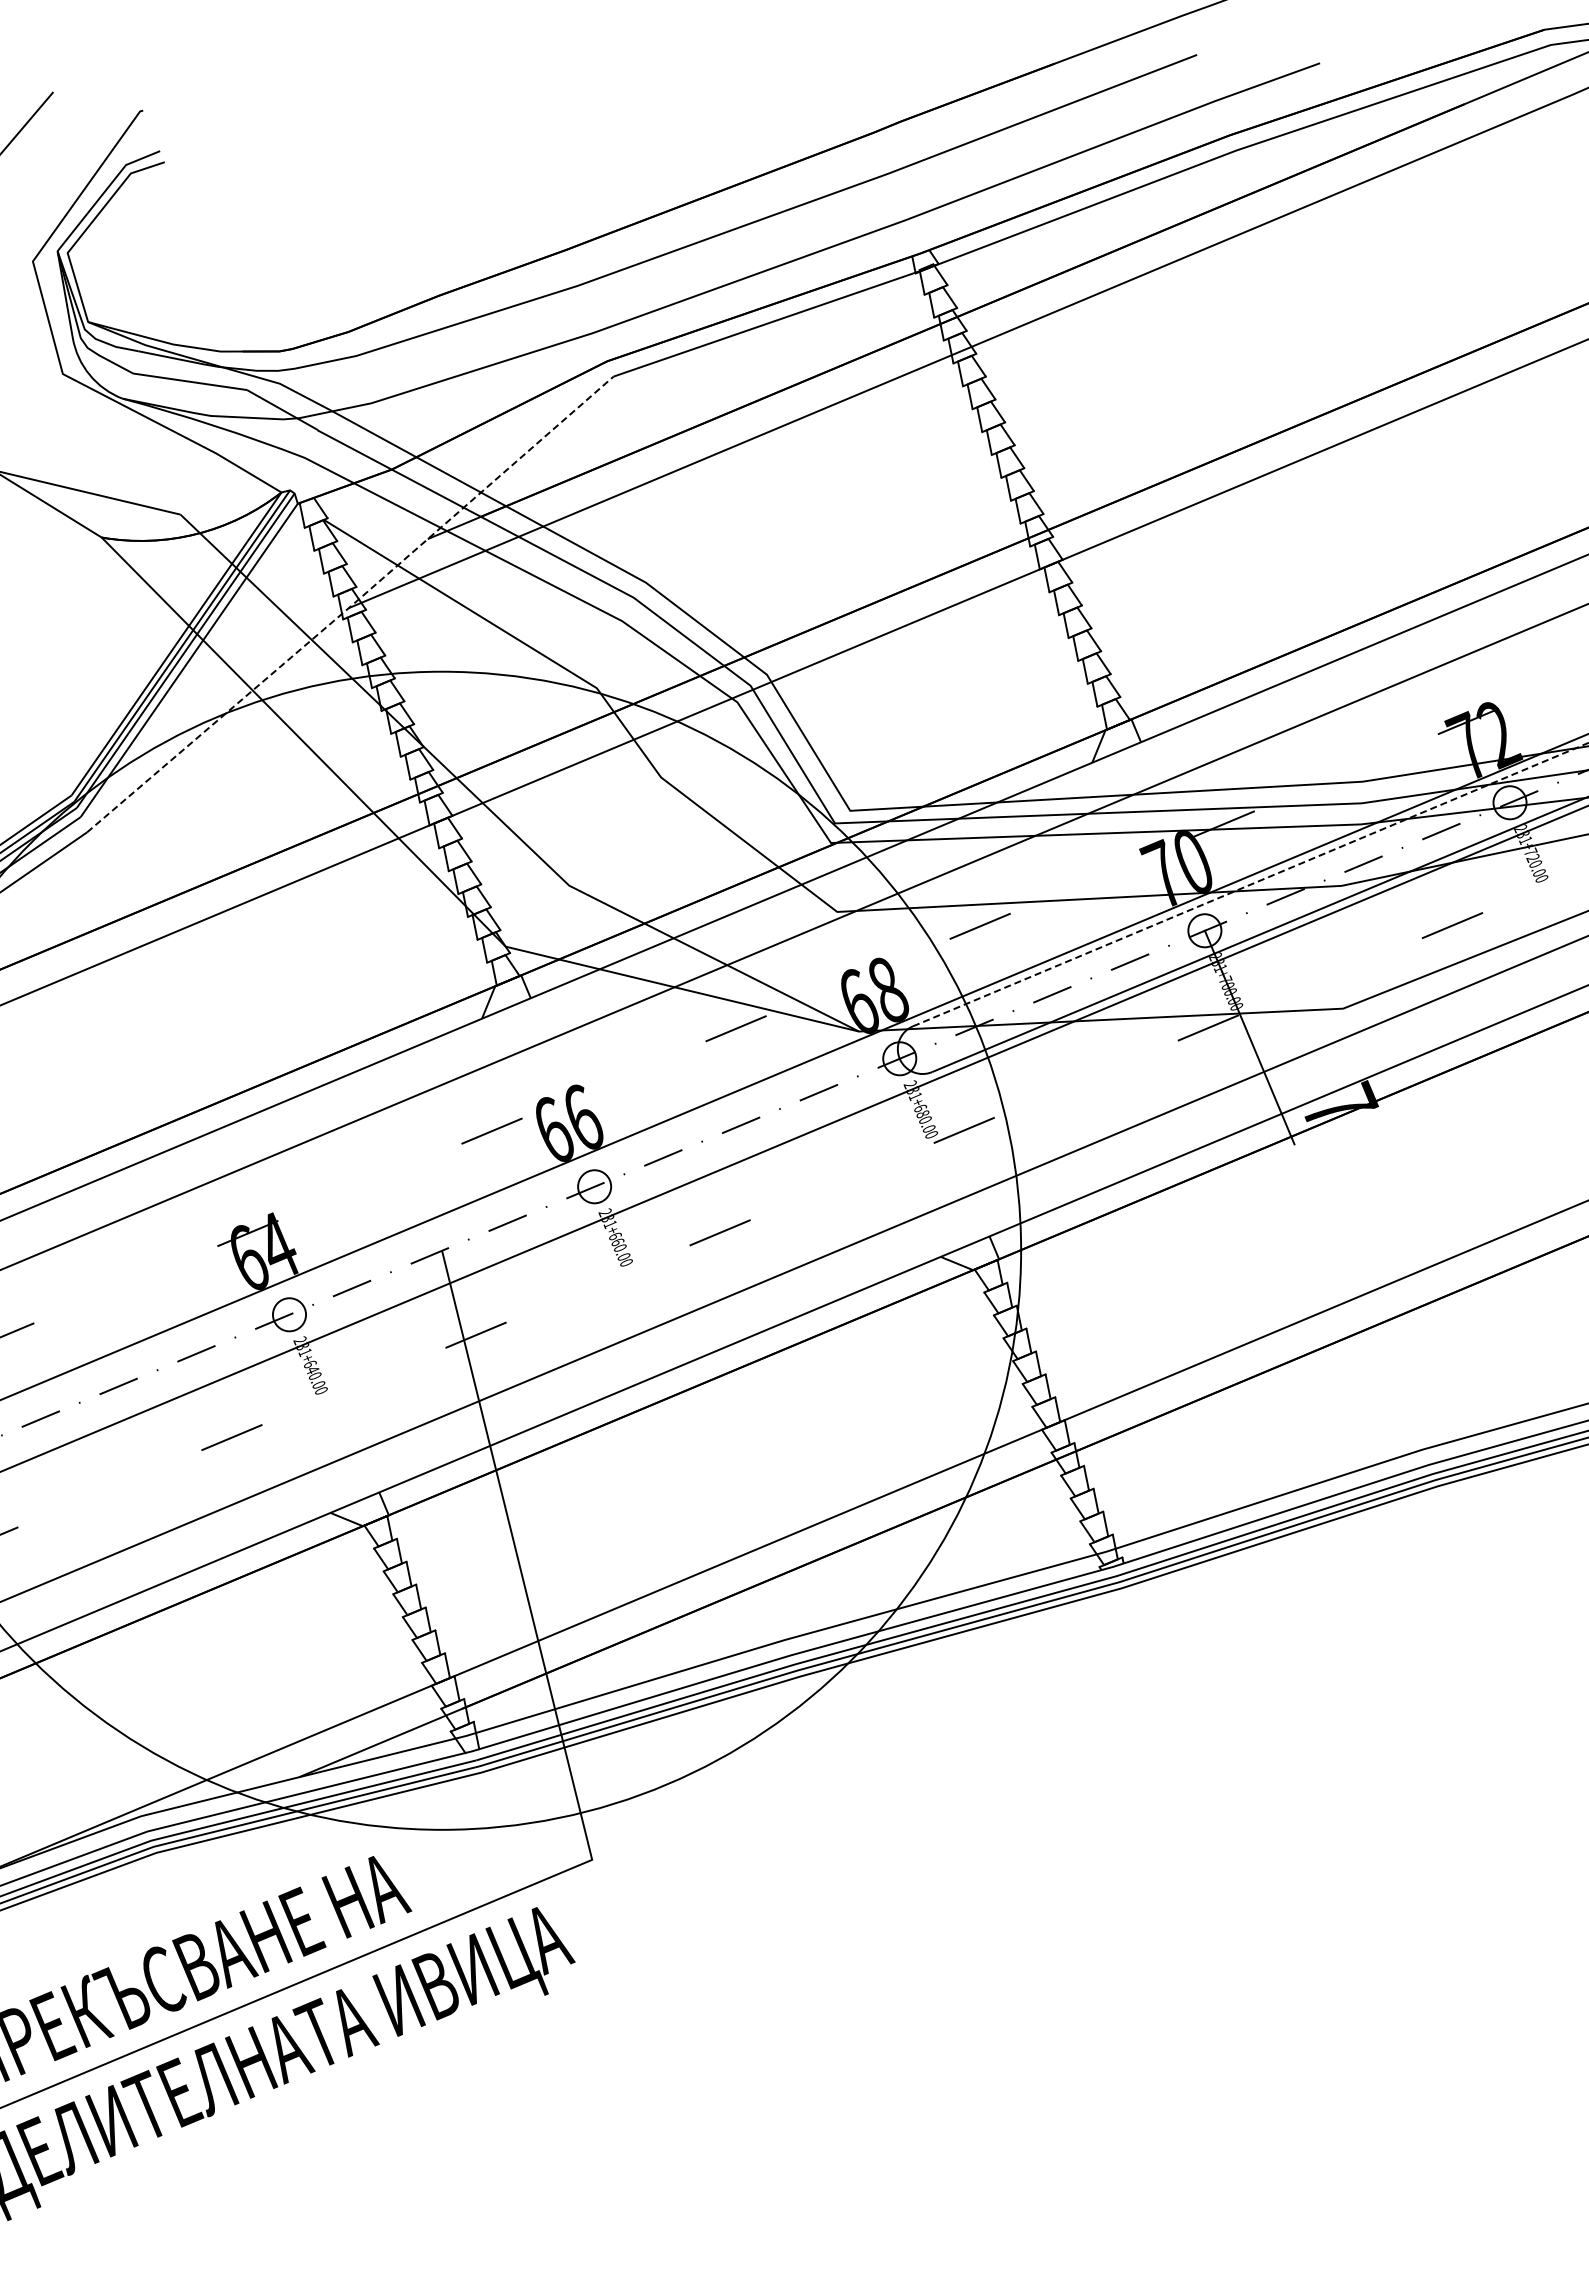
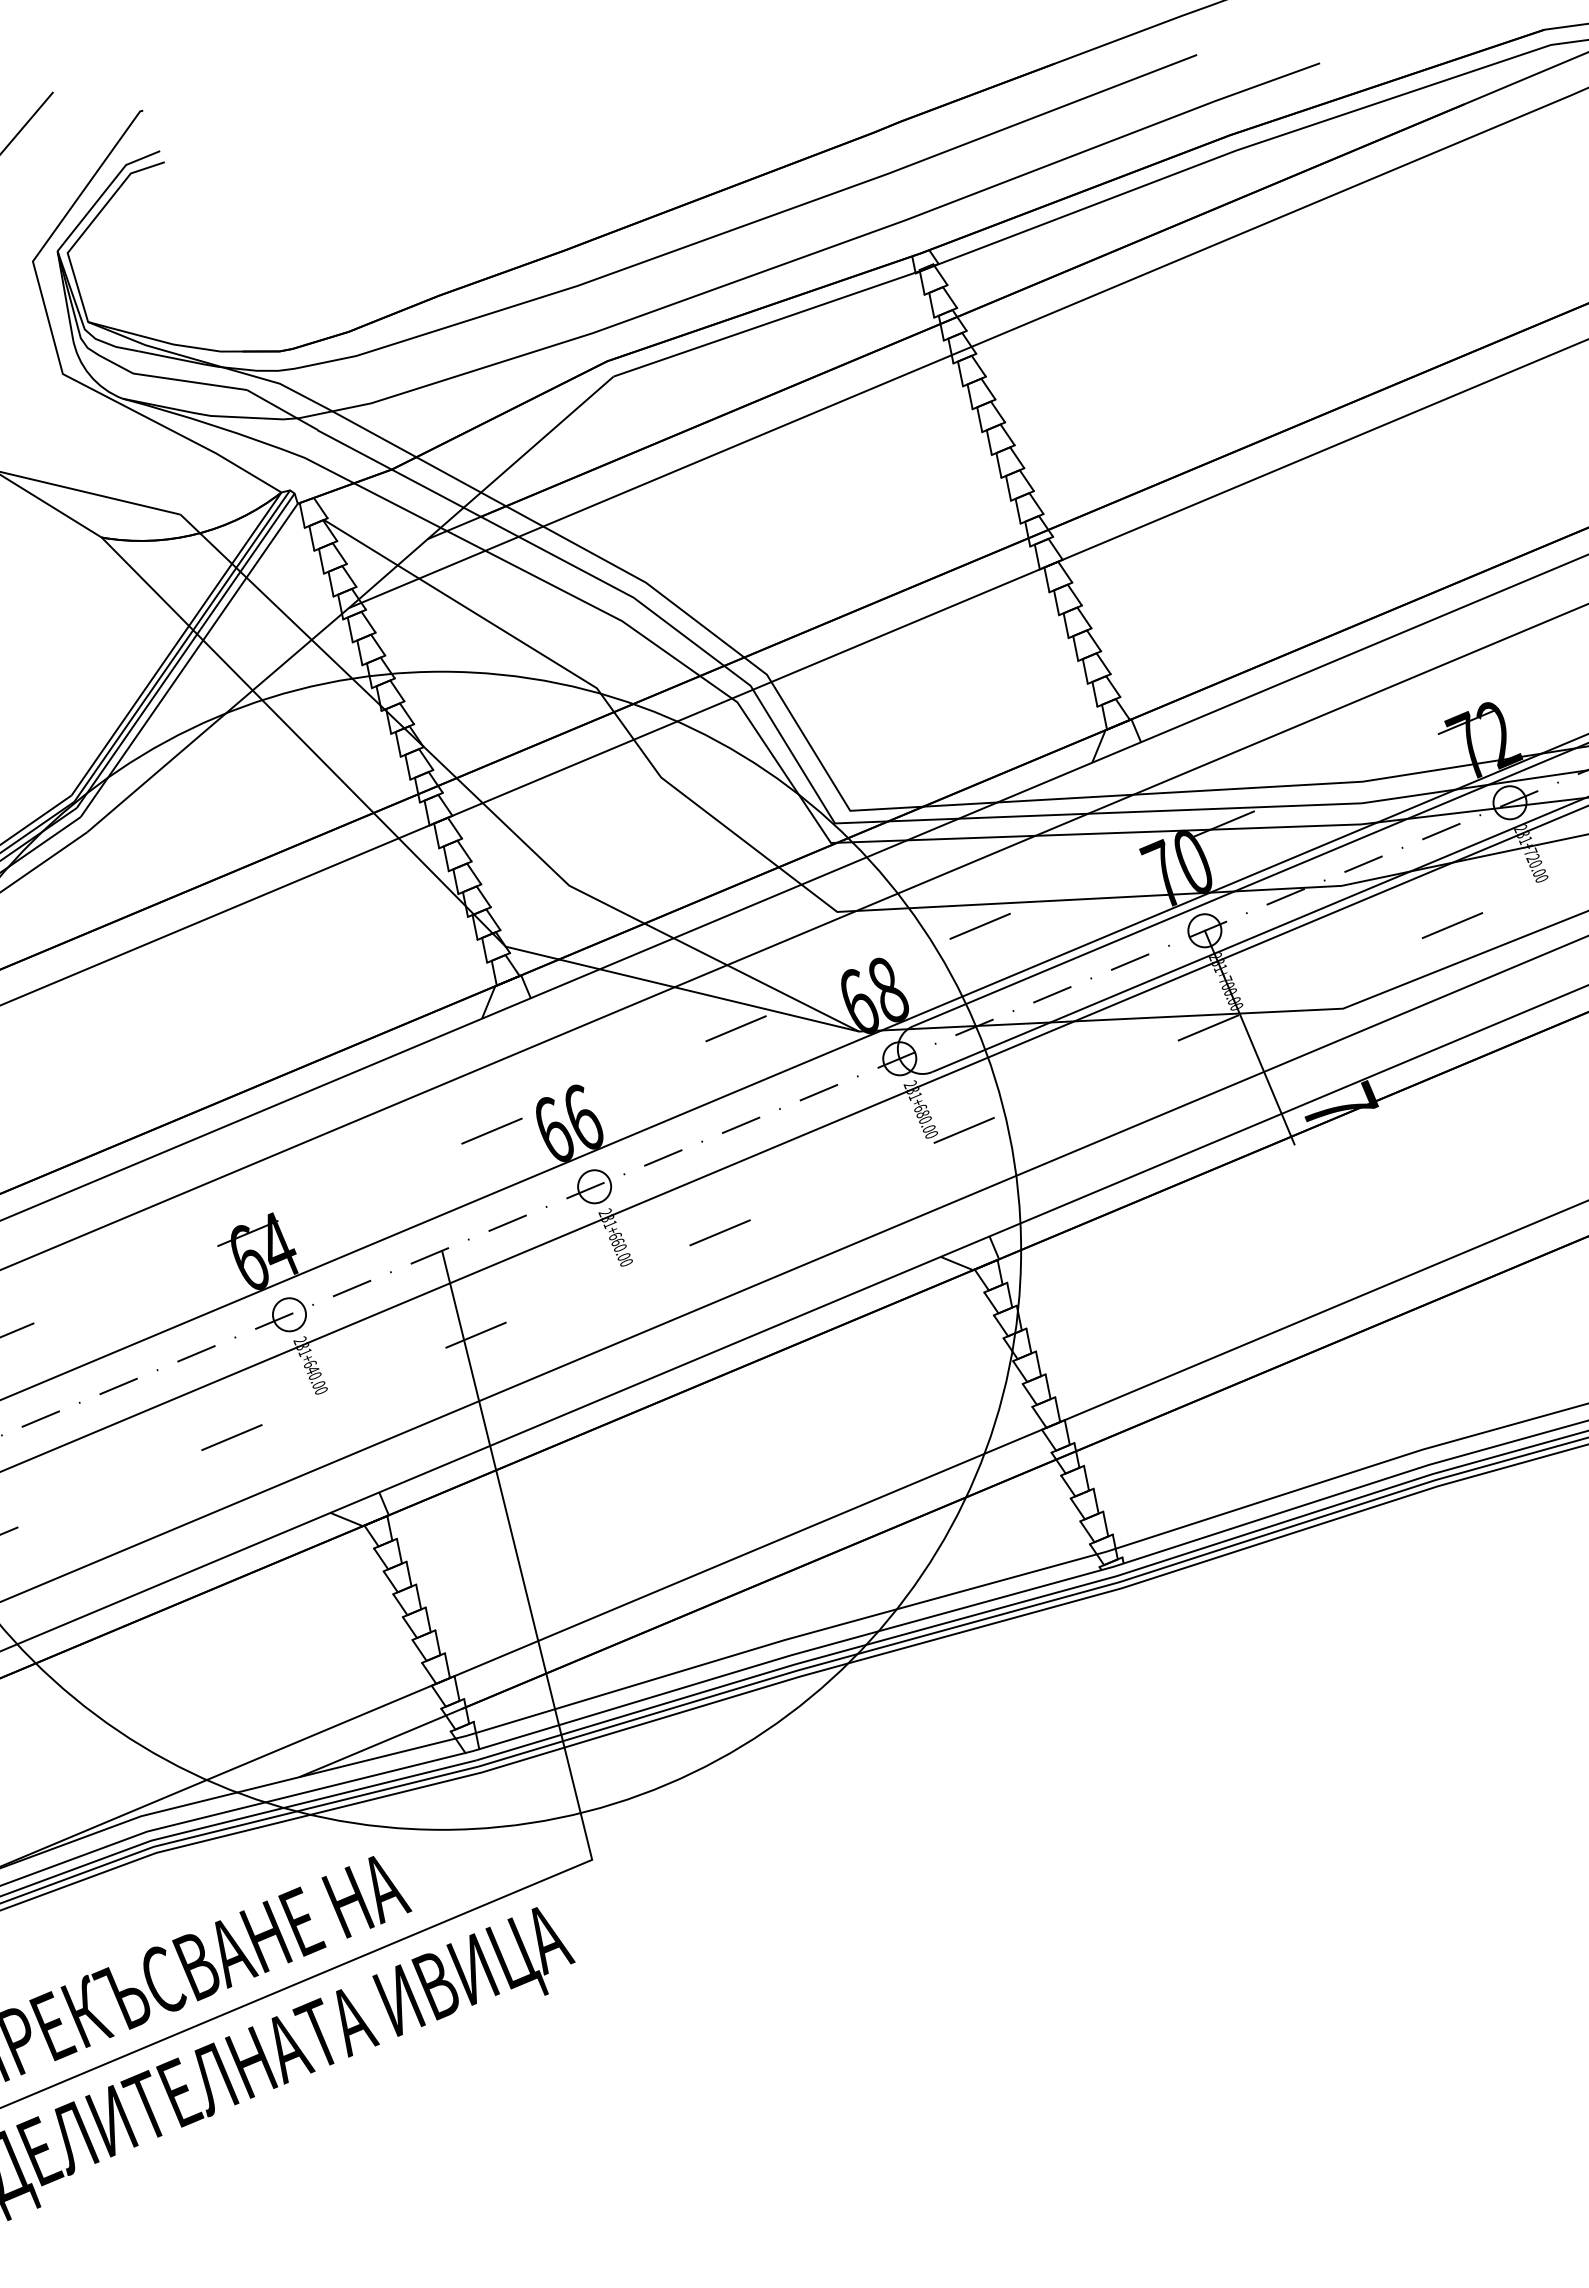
line: dashed -> solid (351, 606)
line: dashed -> solid (1251, 884)
